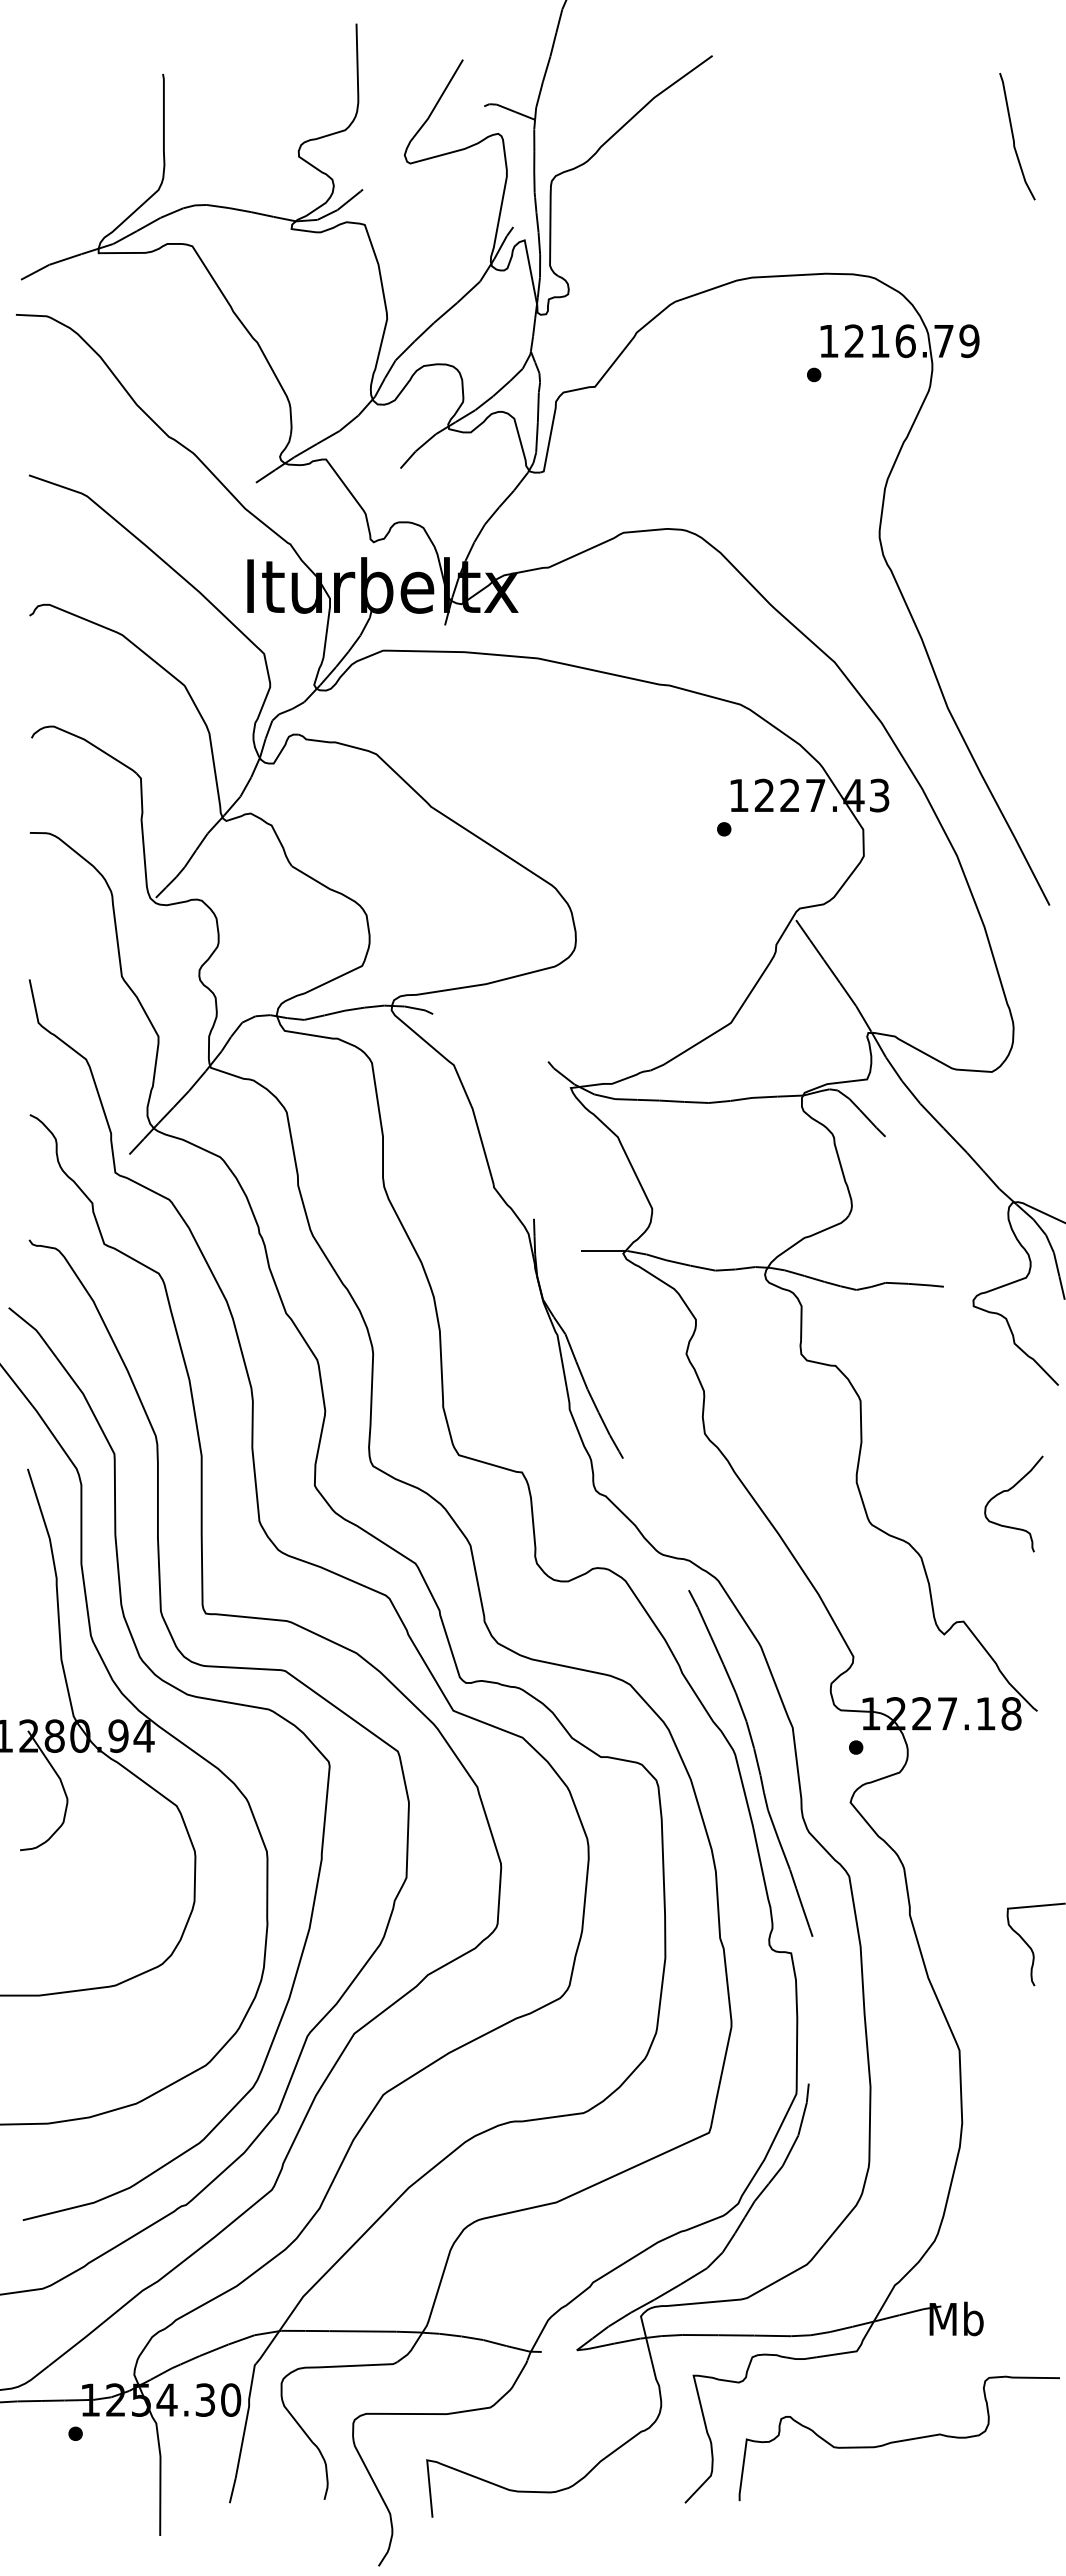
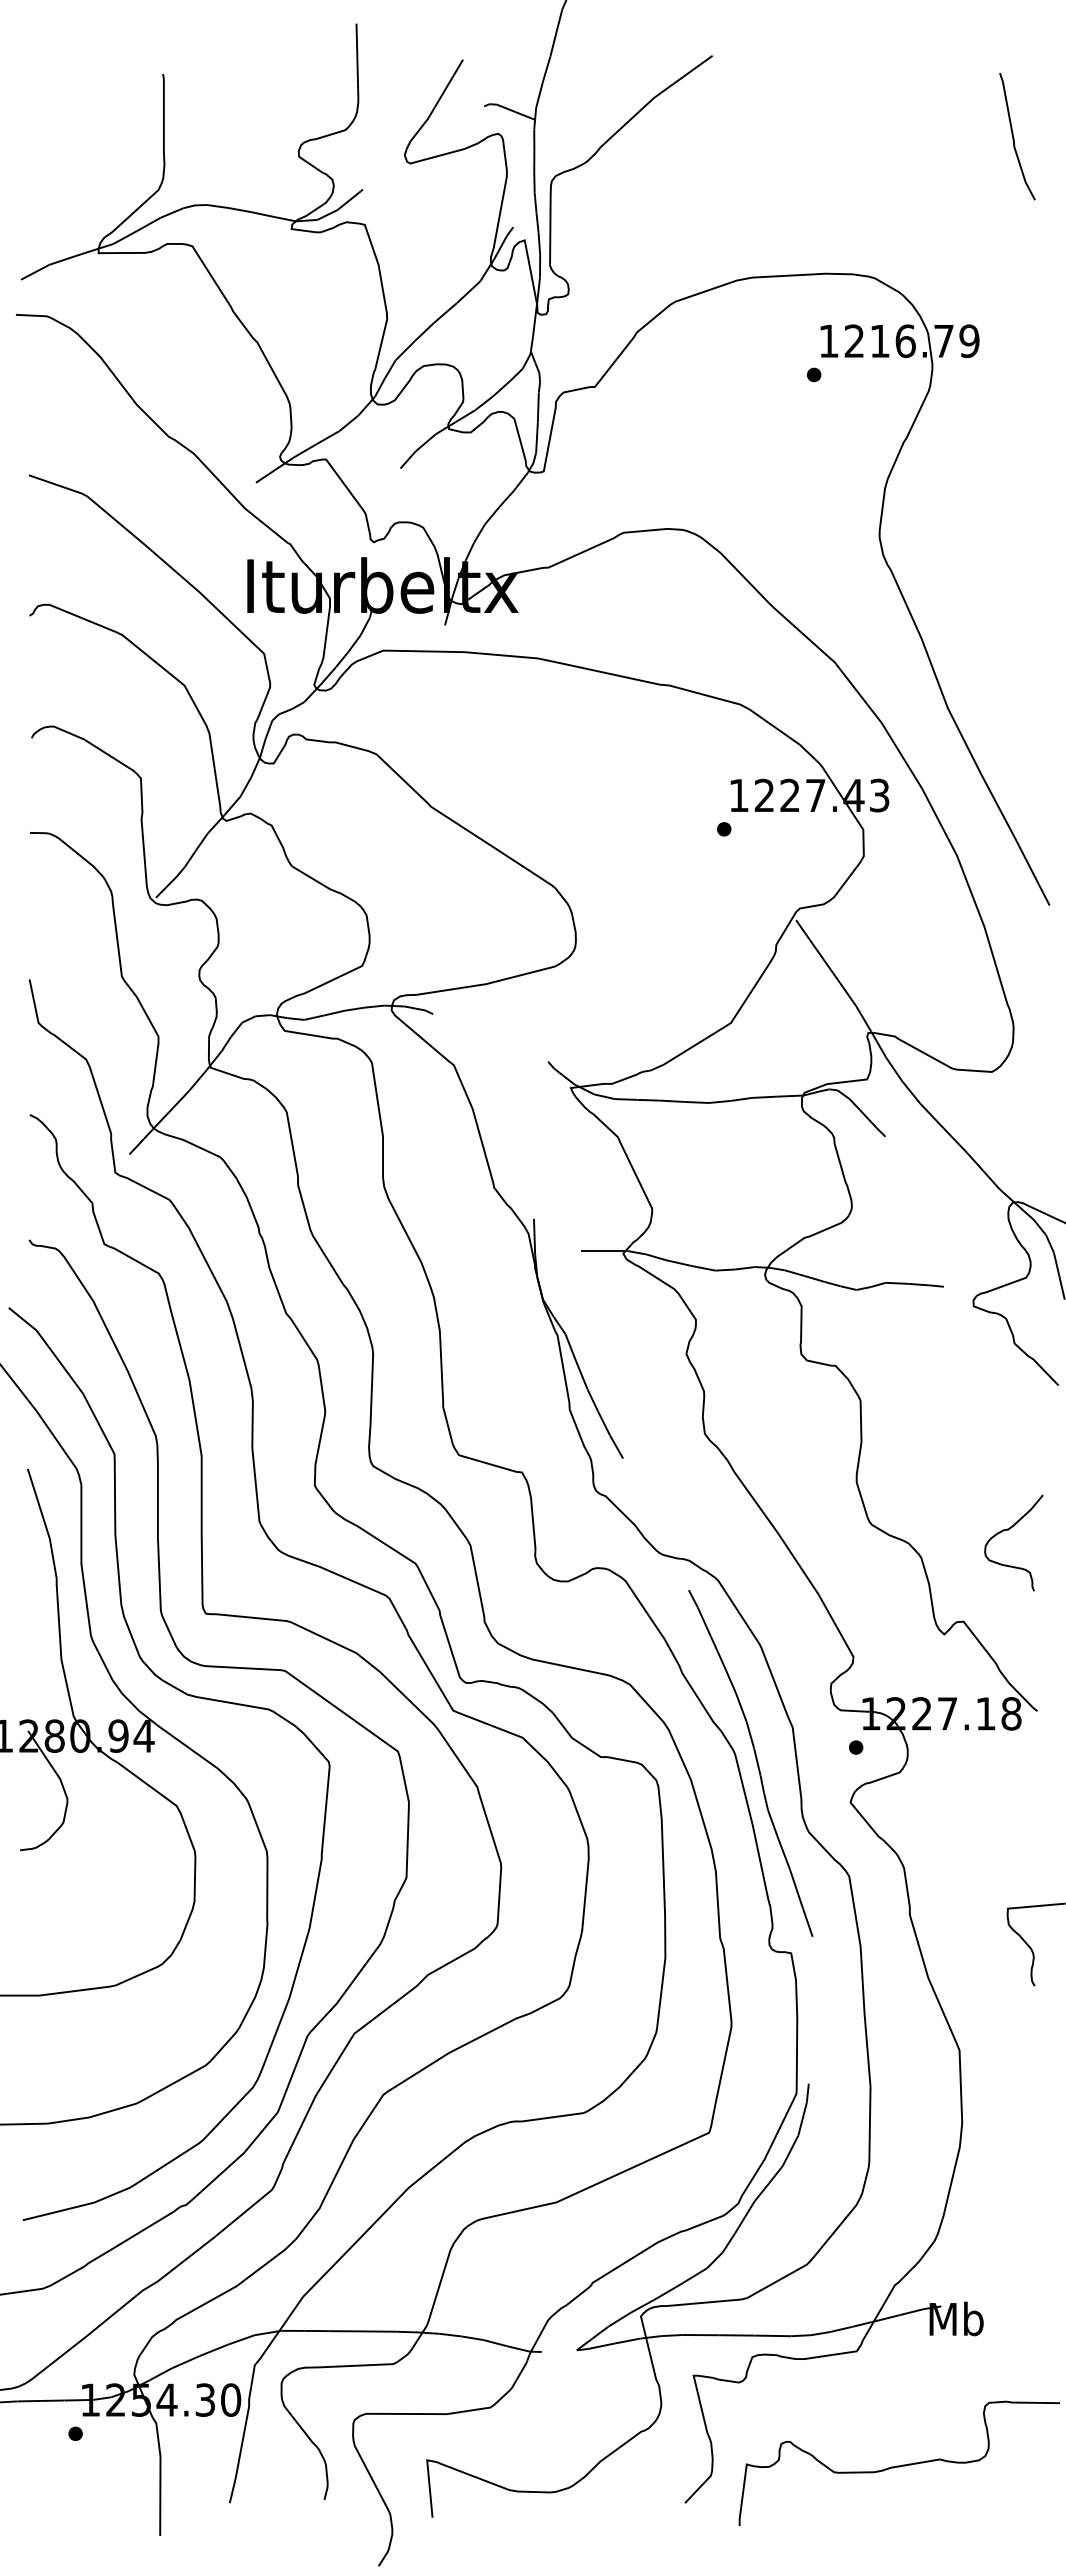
curve position: (1008, 1491) -> (1008, 1530) (1008, 1530)
curve position: (898, 2440) -> (898, 2465) (898, 2465)
